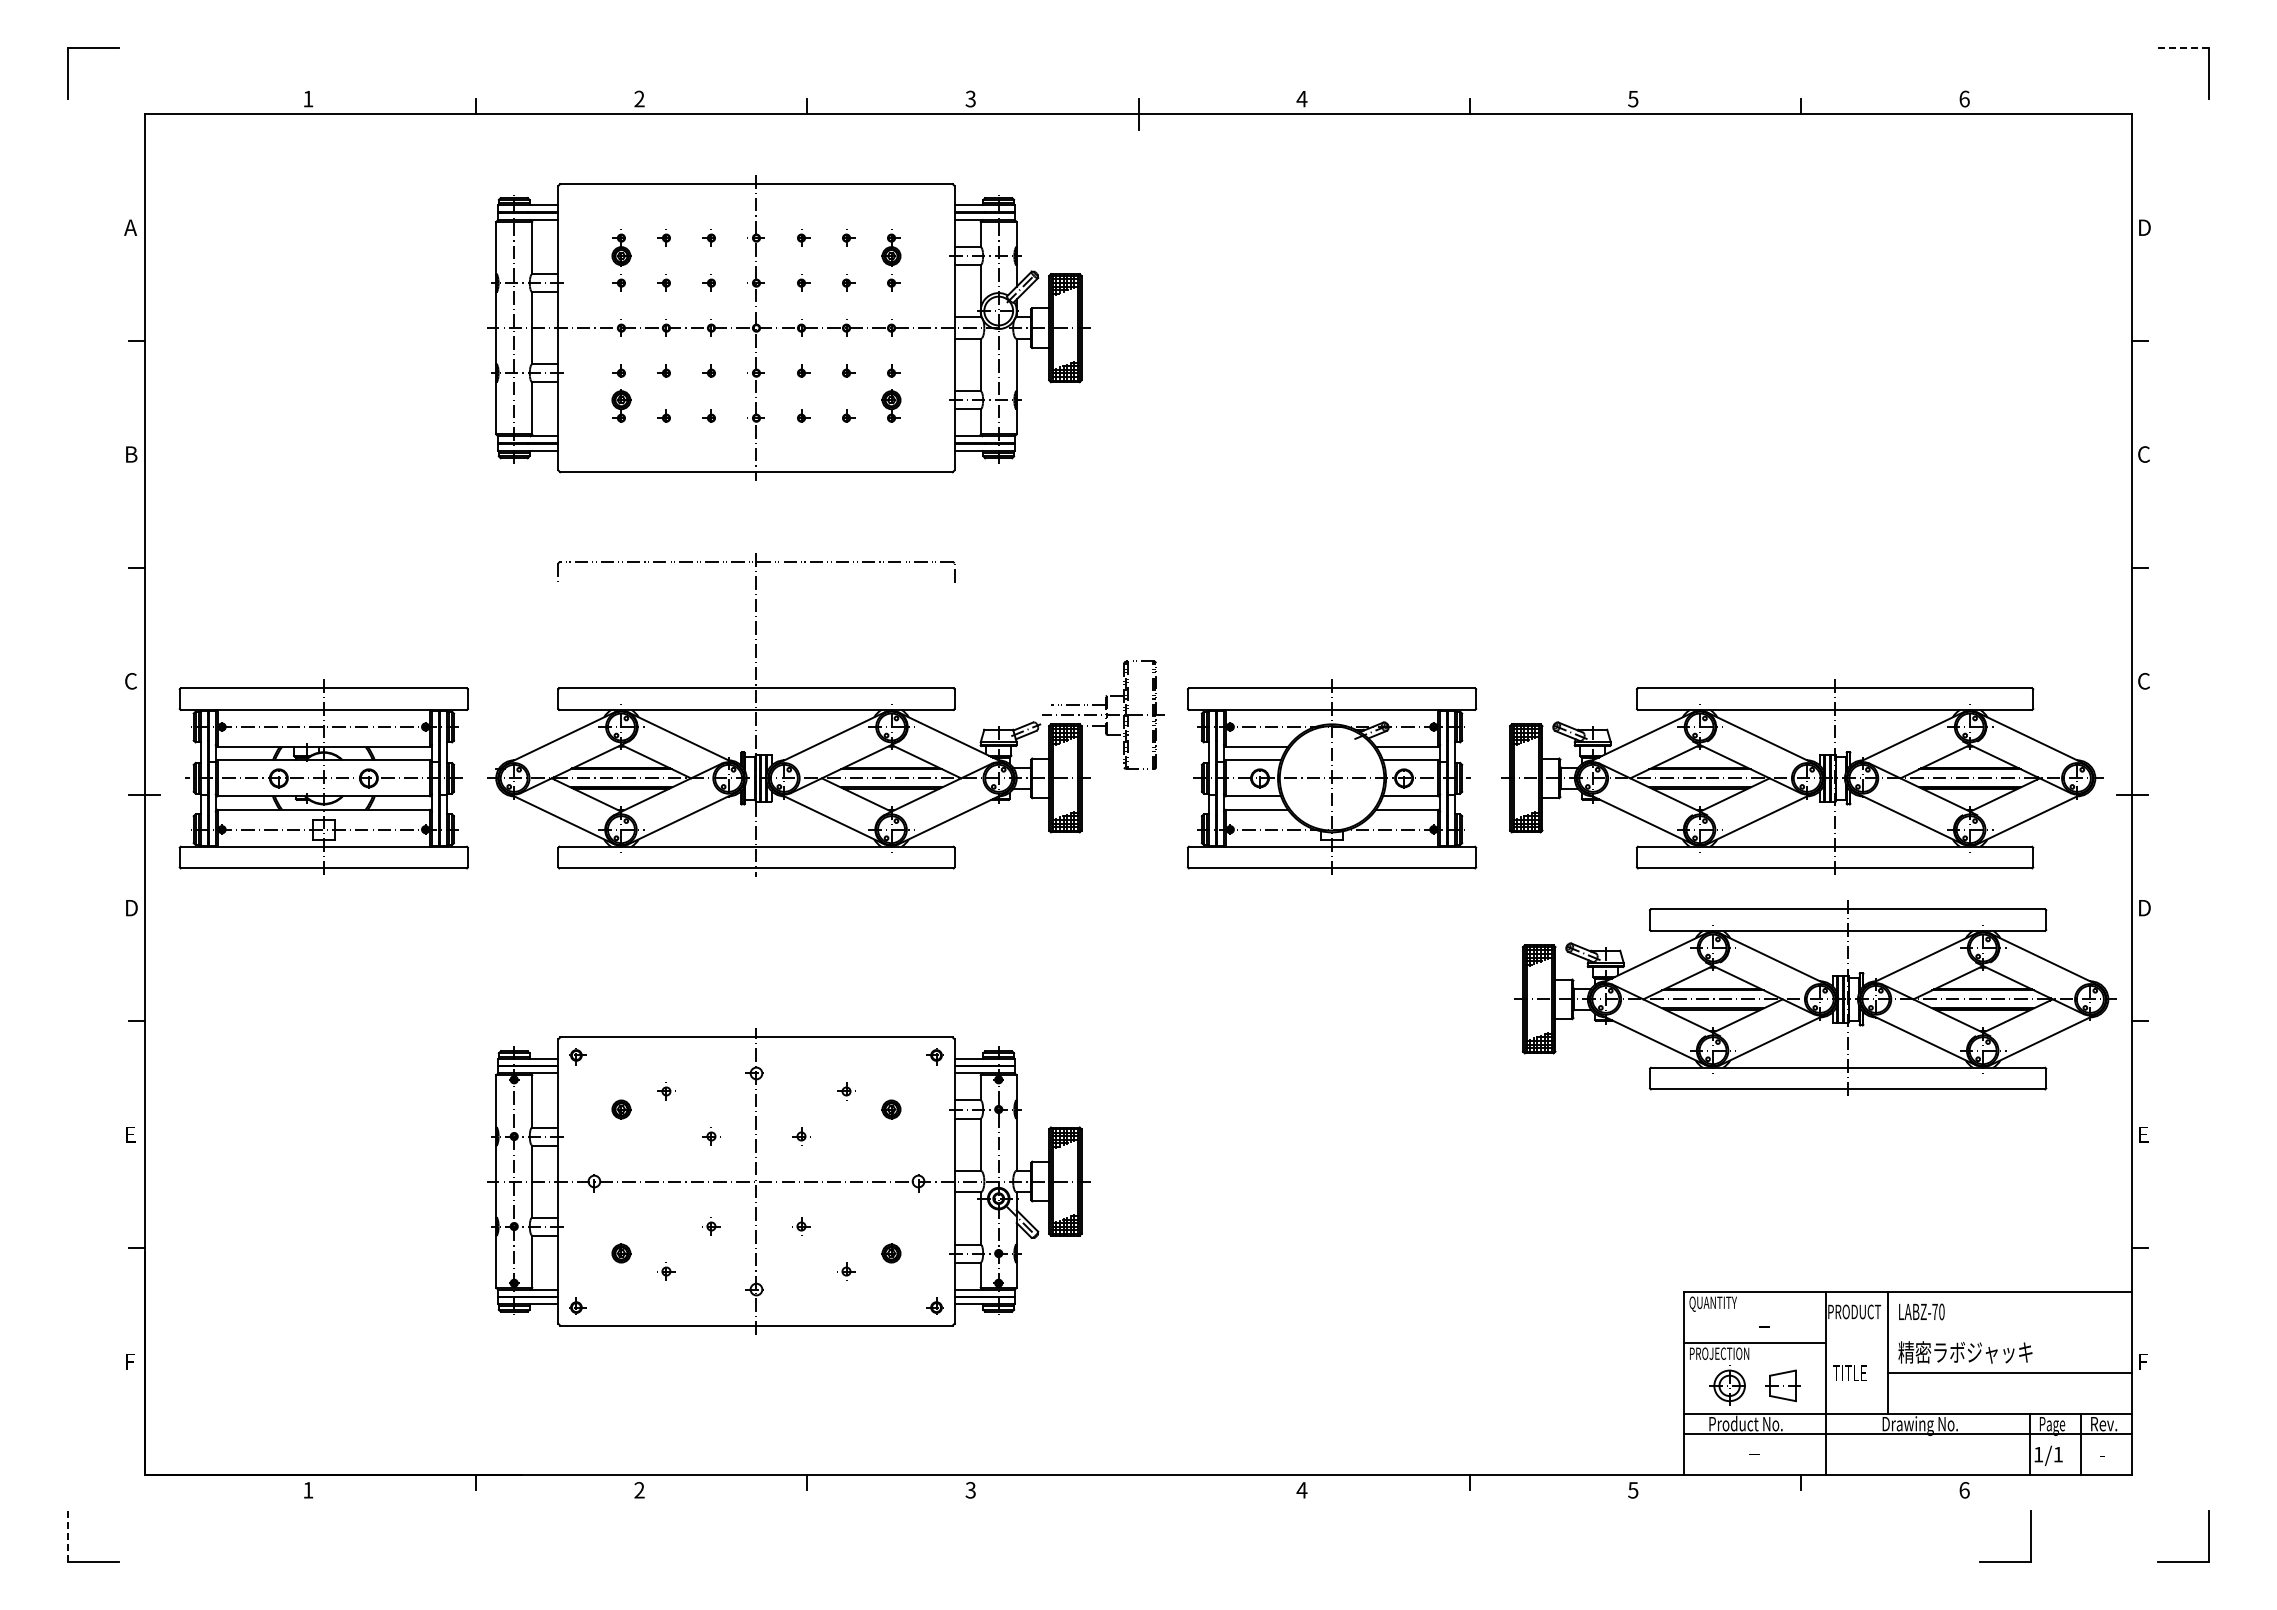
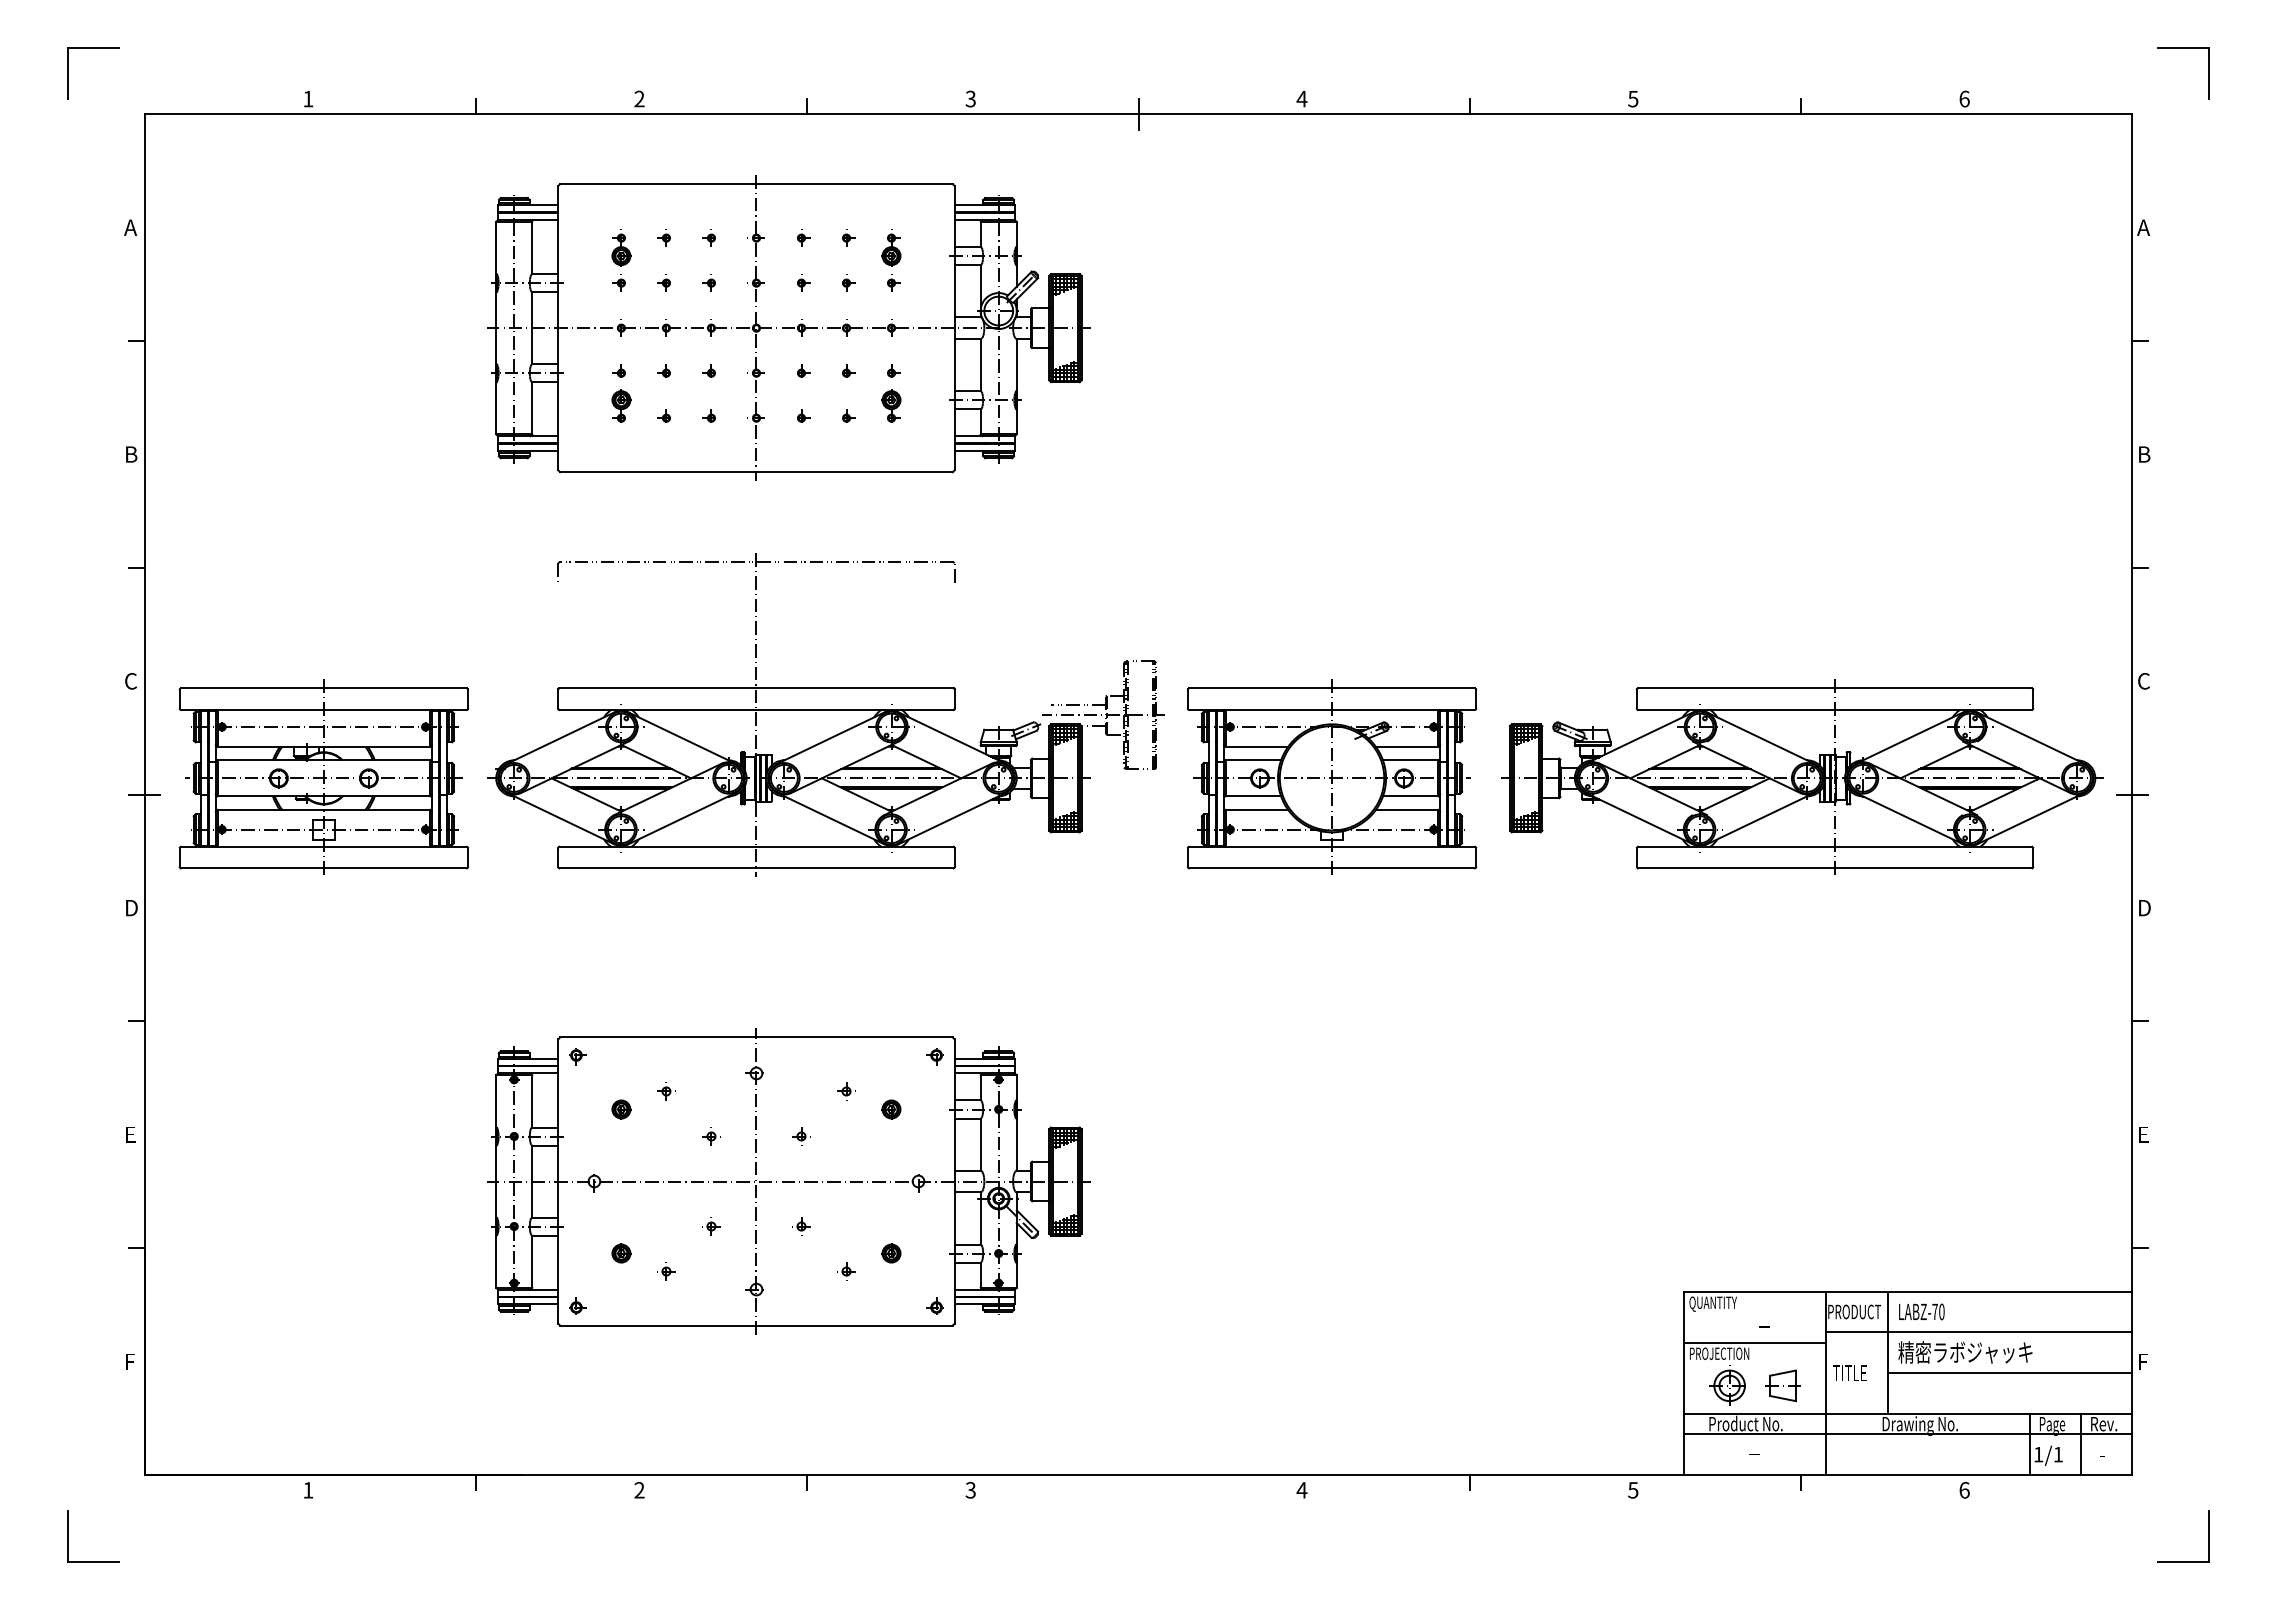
line: dashed -> solid (2183, 48)
text: D -> A (2143, 227)
text: C -> B (2144, 454)
part: present -> none (1815, 997)
line: none -> present (1979, 1332)
line: dashed -> solid (68, 1535)
part: present -> none (2030, 1536)
